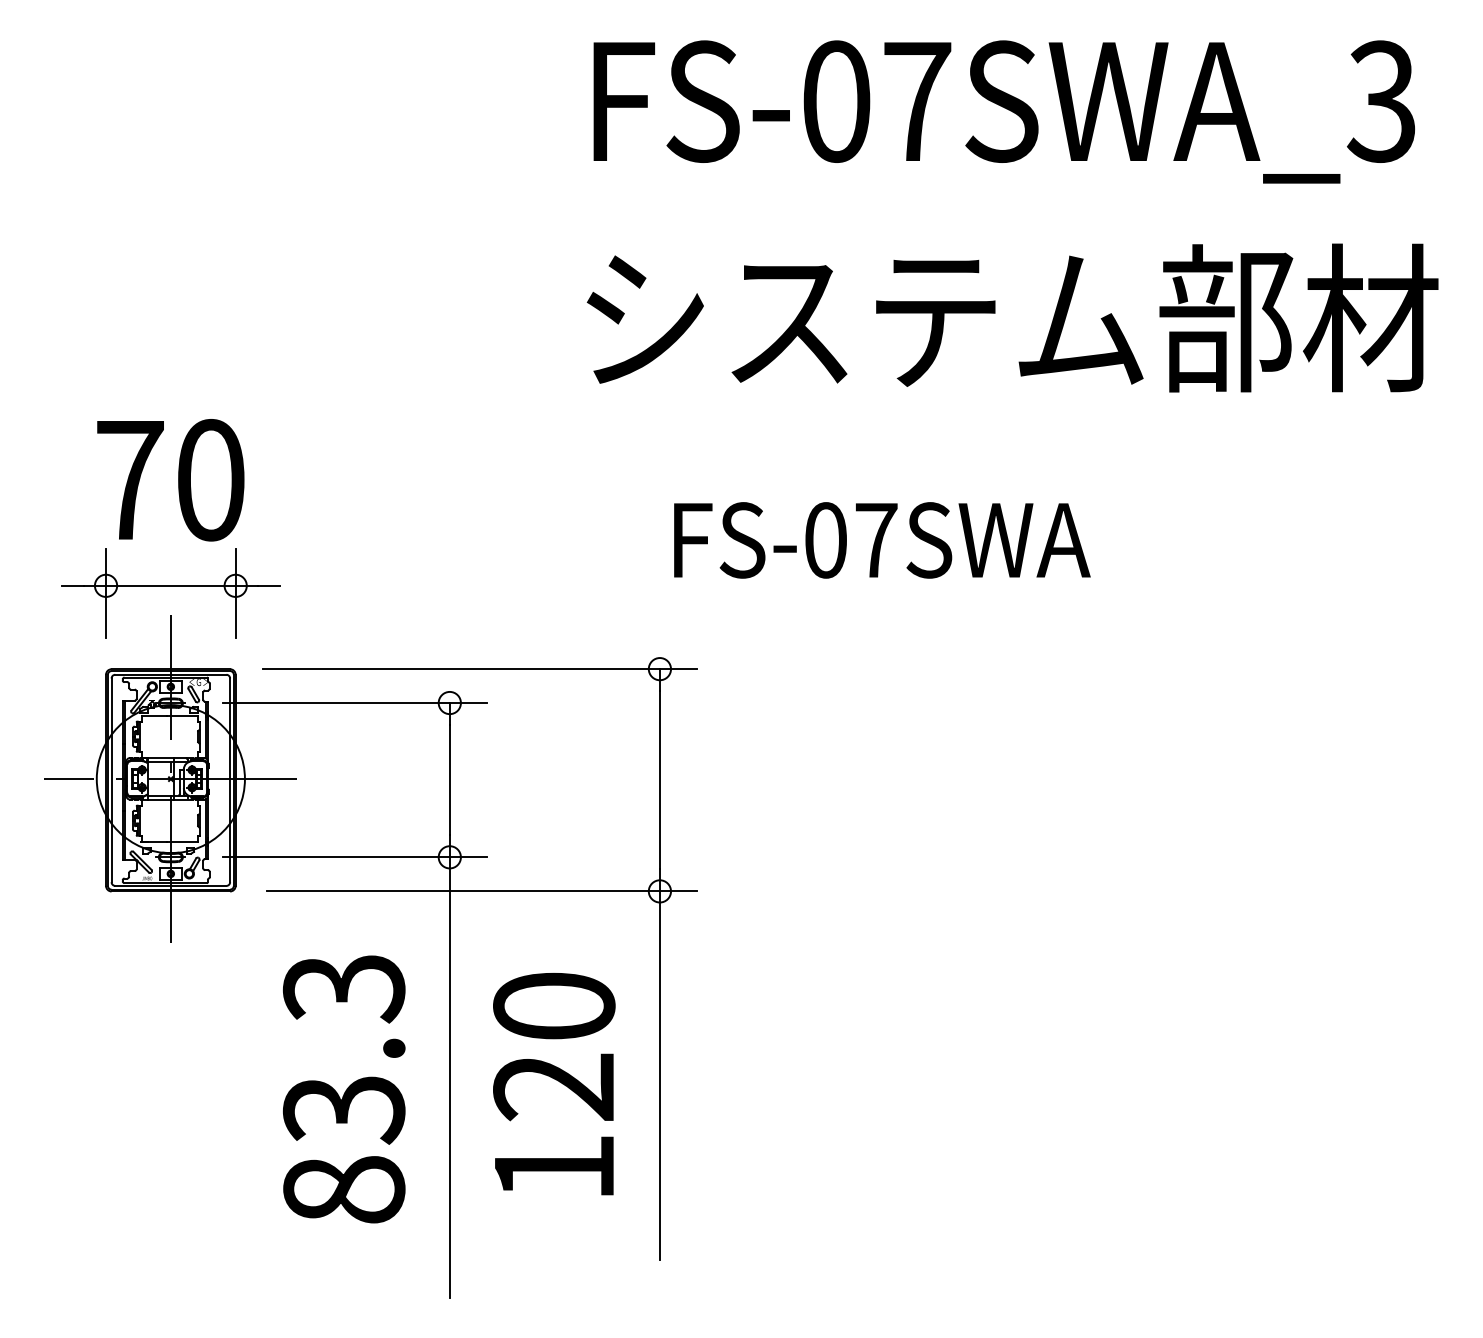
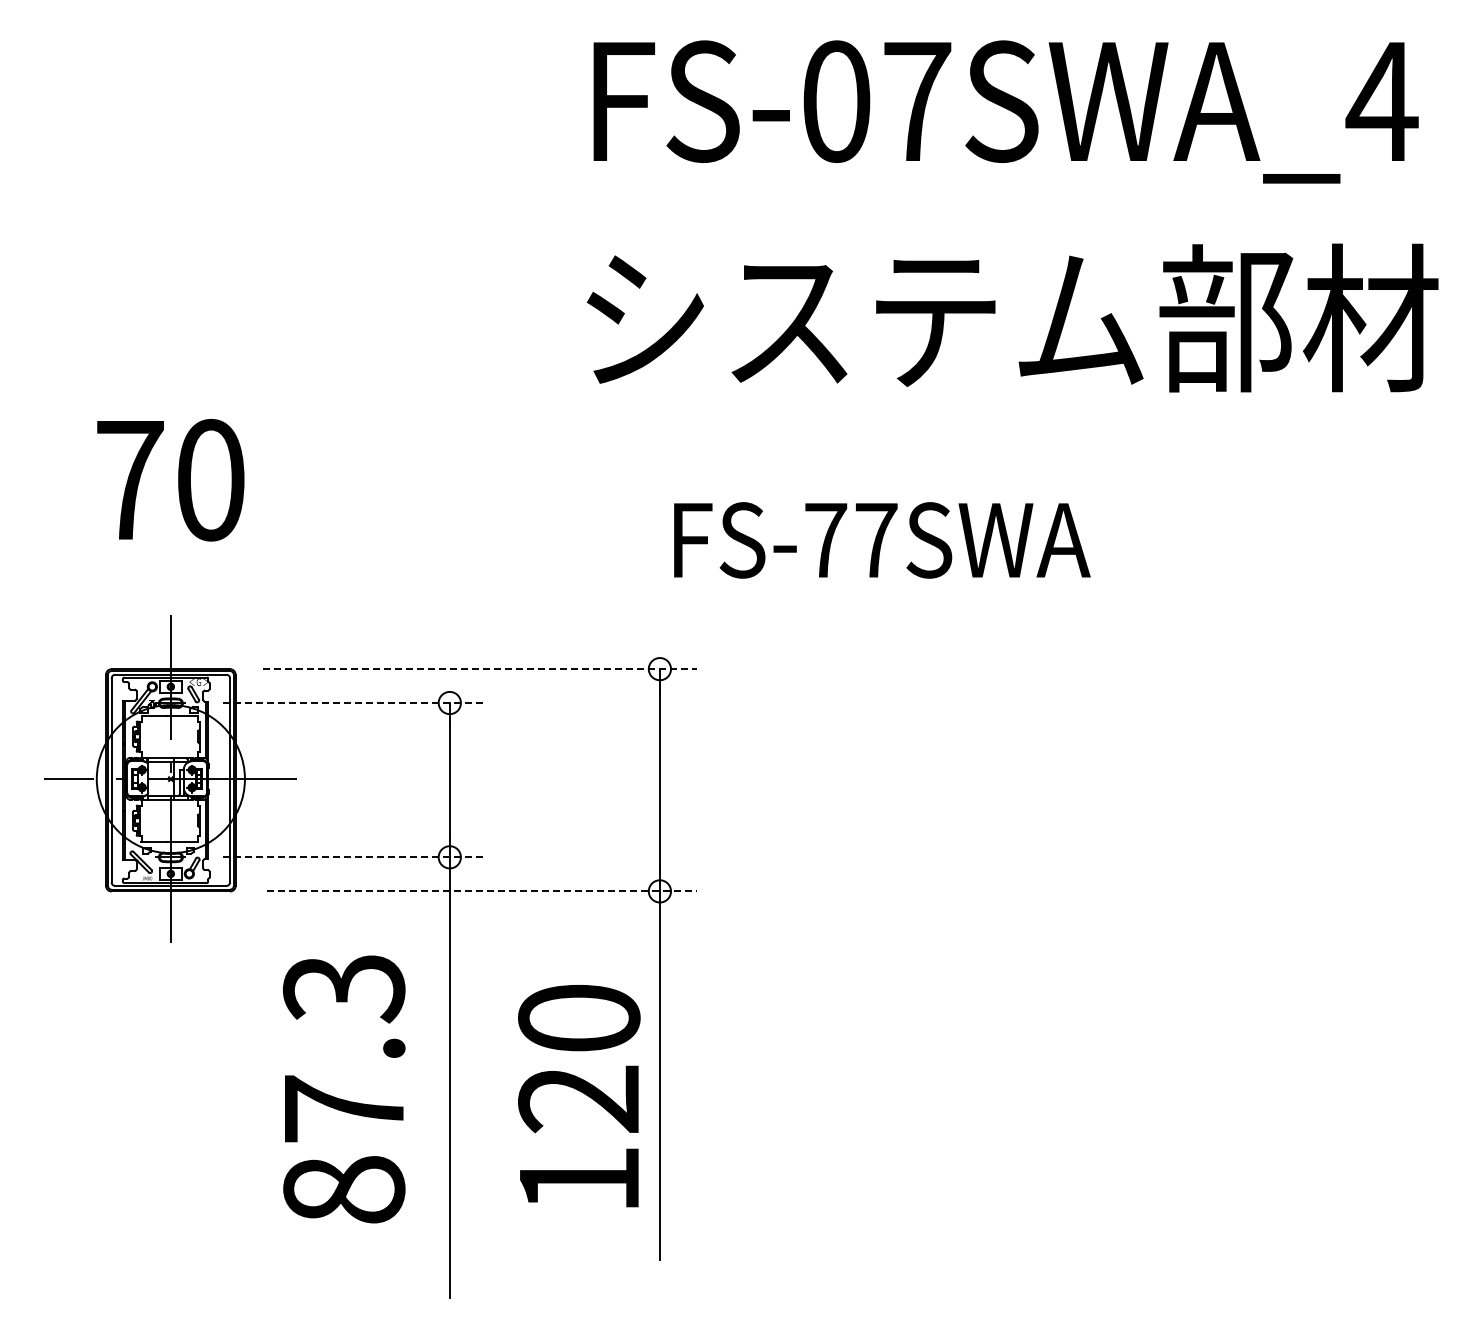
text: FS-07SWA_3 -> FS-07SWA_4 (1381, 101)
text: FS-07SWA -> FS-77SWA (826, 540)
part: present -> none (170, 586)
line: solid -> dashed (480, 669)
line: solid -> dashed (355, 703)
line: solid -> dashed (355, 857)
line: solid -> dashed (482, 891)
text position: (554, 1084) -> (579, 1096) (579, 1096)
text: 83.3 -> 87.3 (343, 1109)
